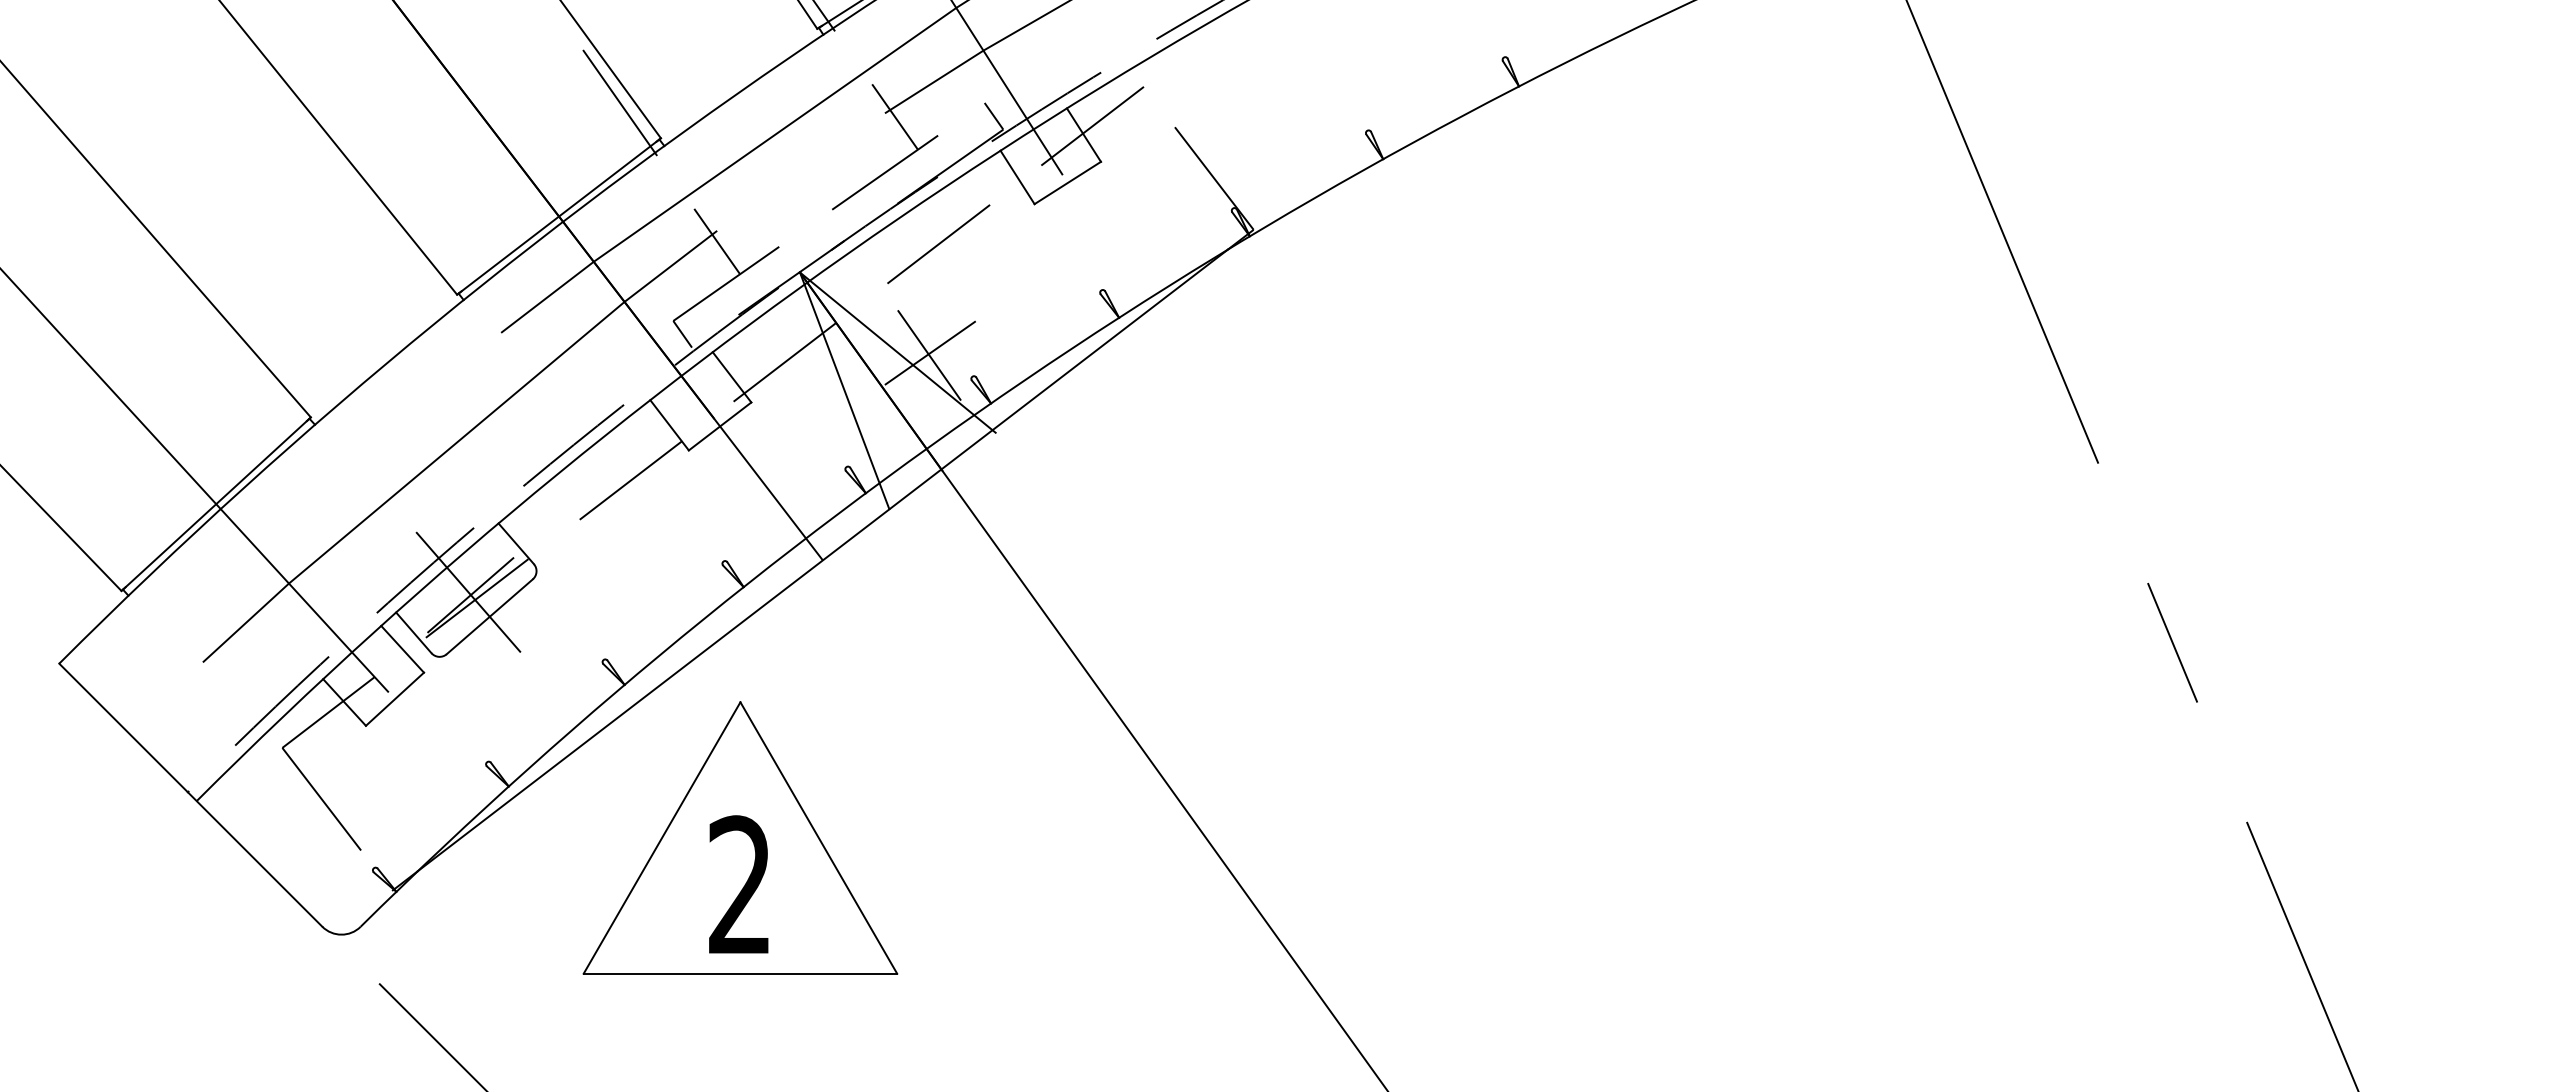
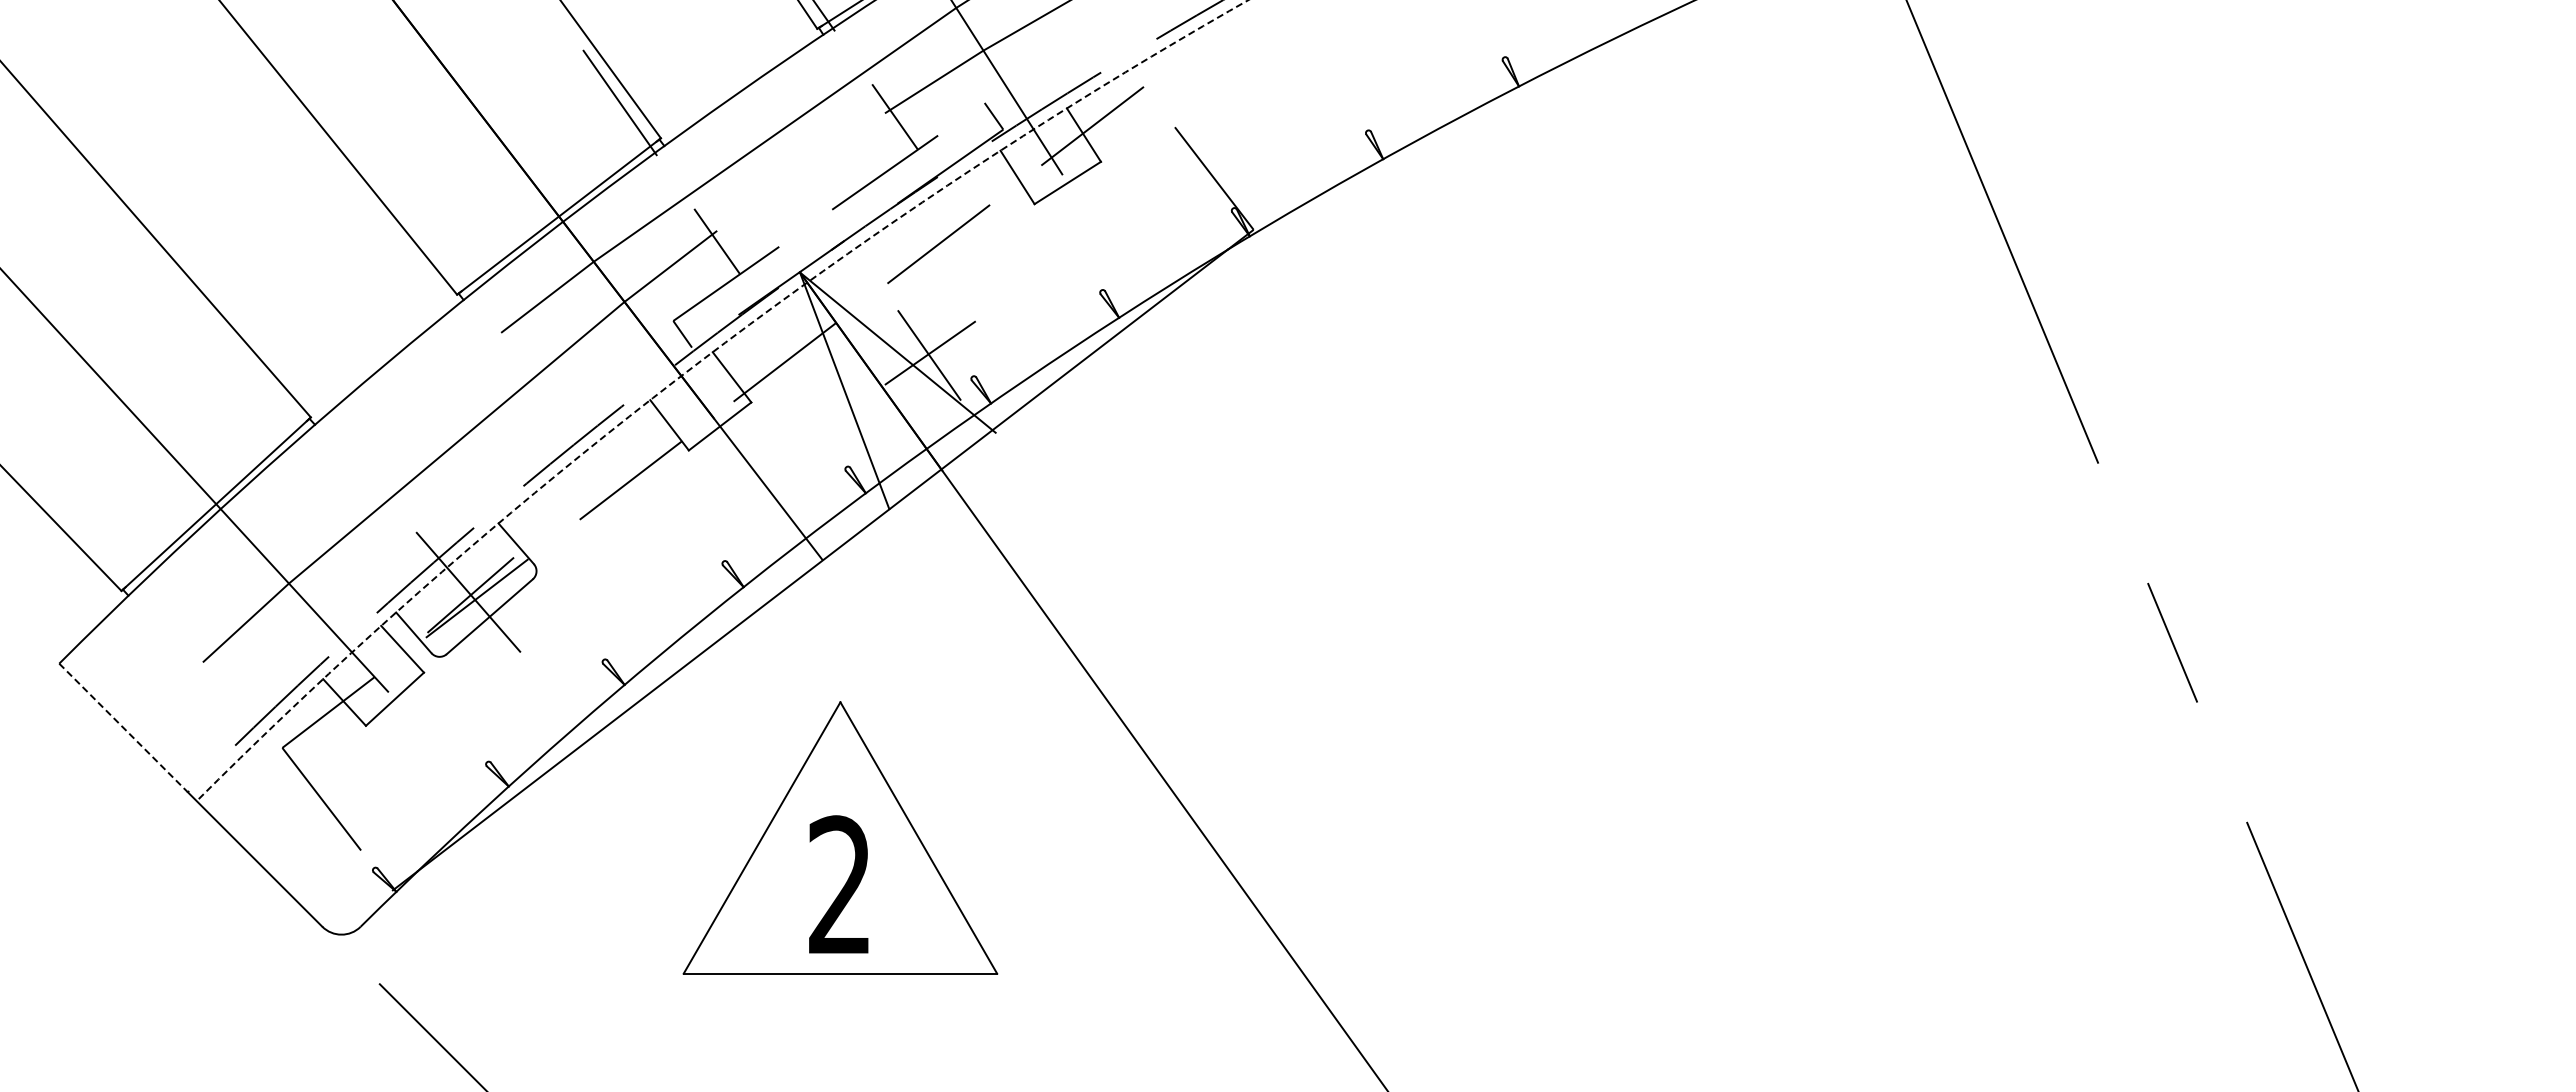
arc: solid -> dashed (696, 364)
line: solid -> dashed (123, 727)
part position: (740, 837) -> (840, 837) (840, 837)
